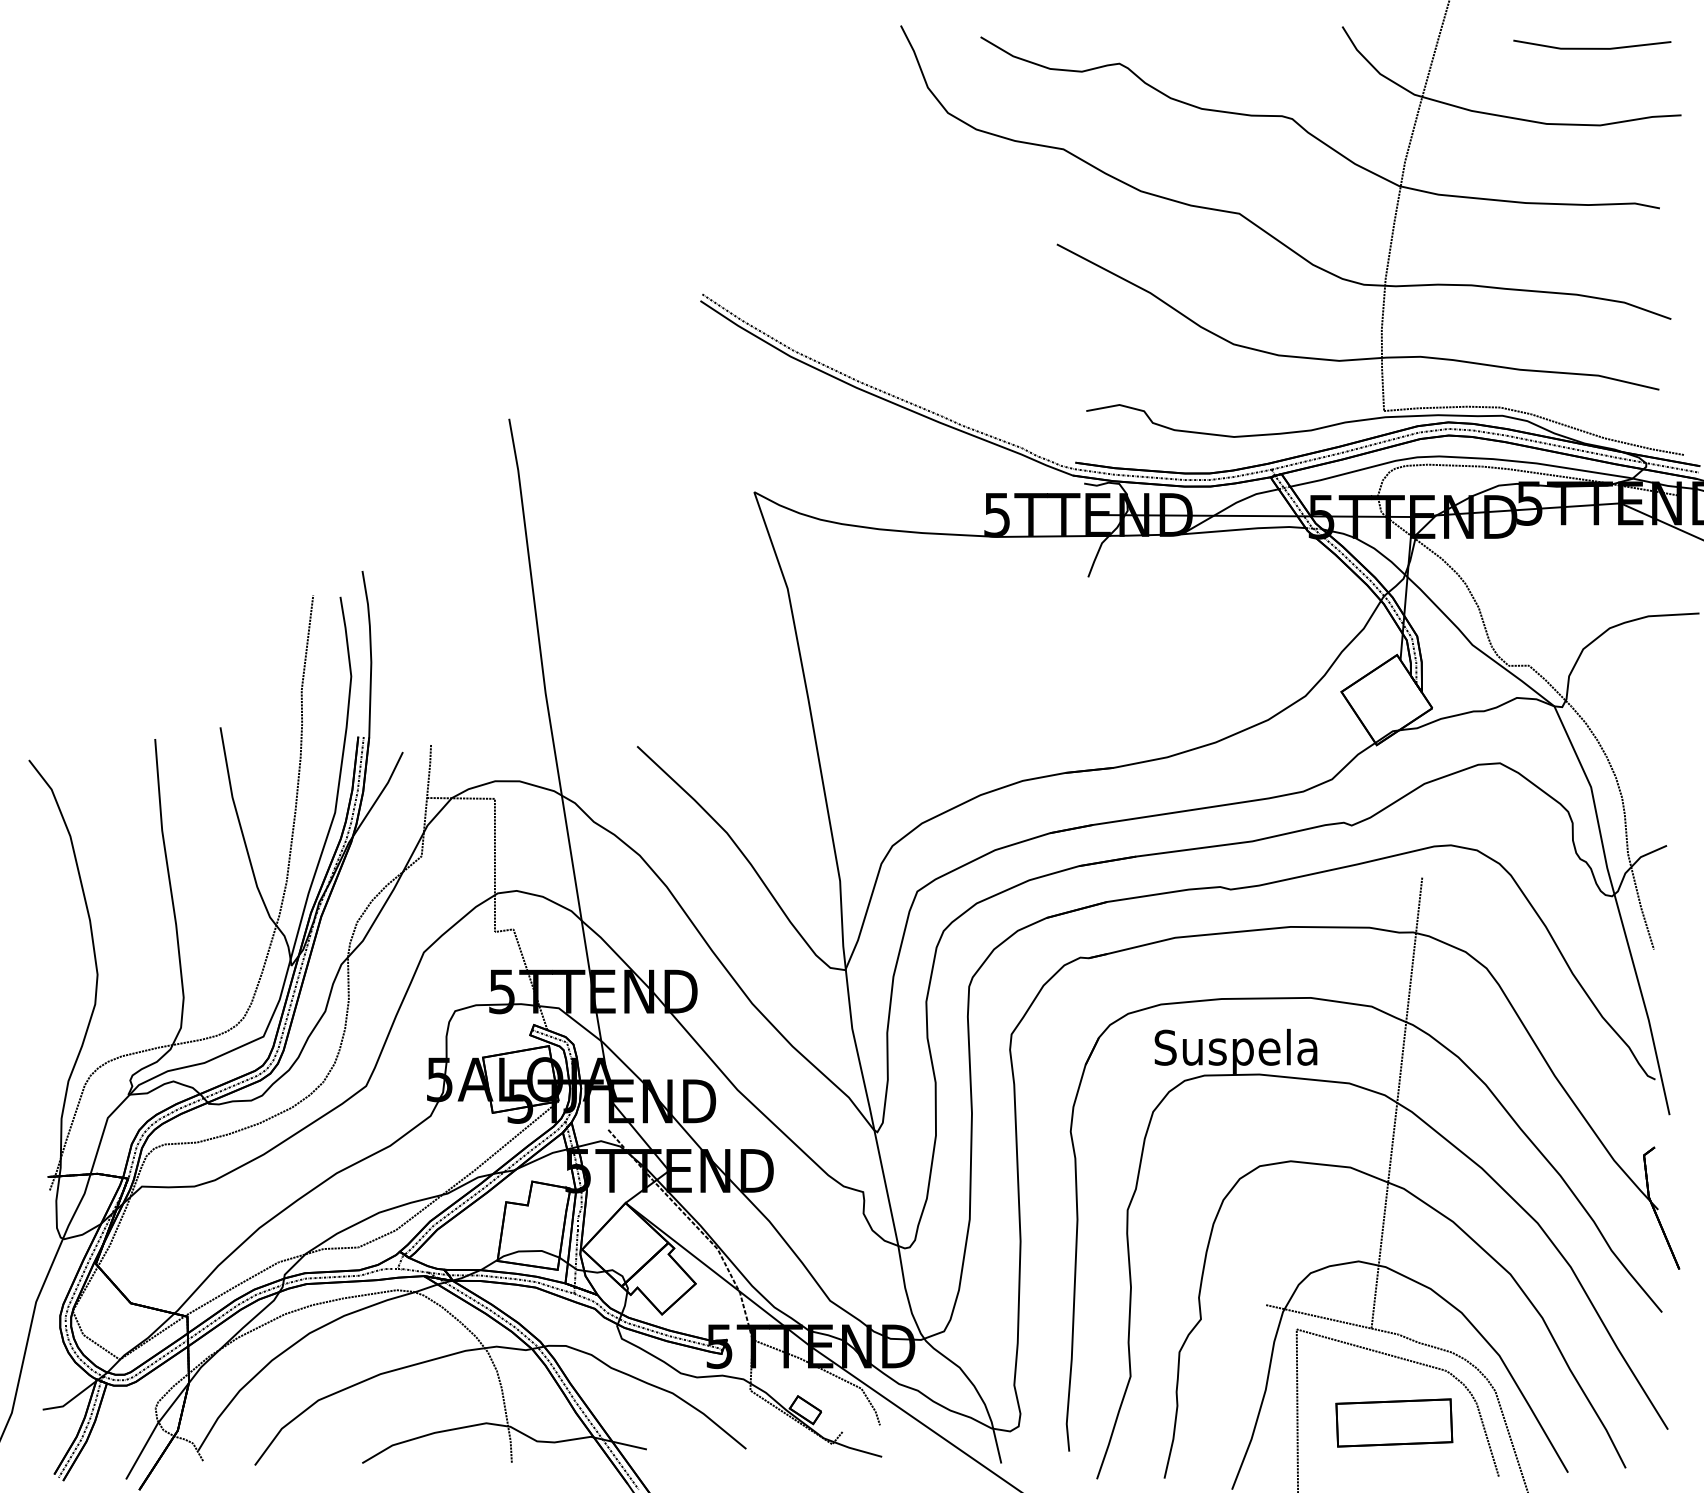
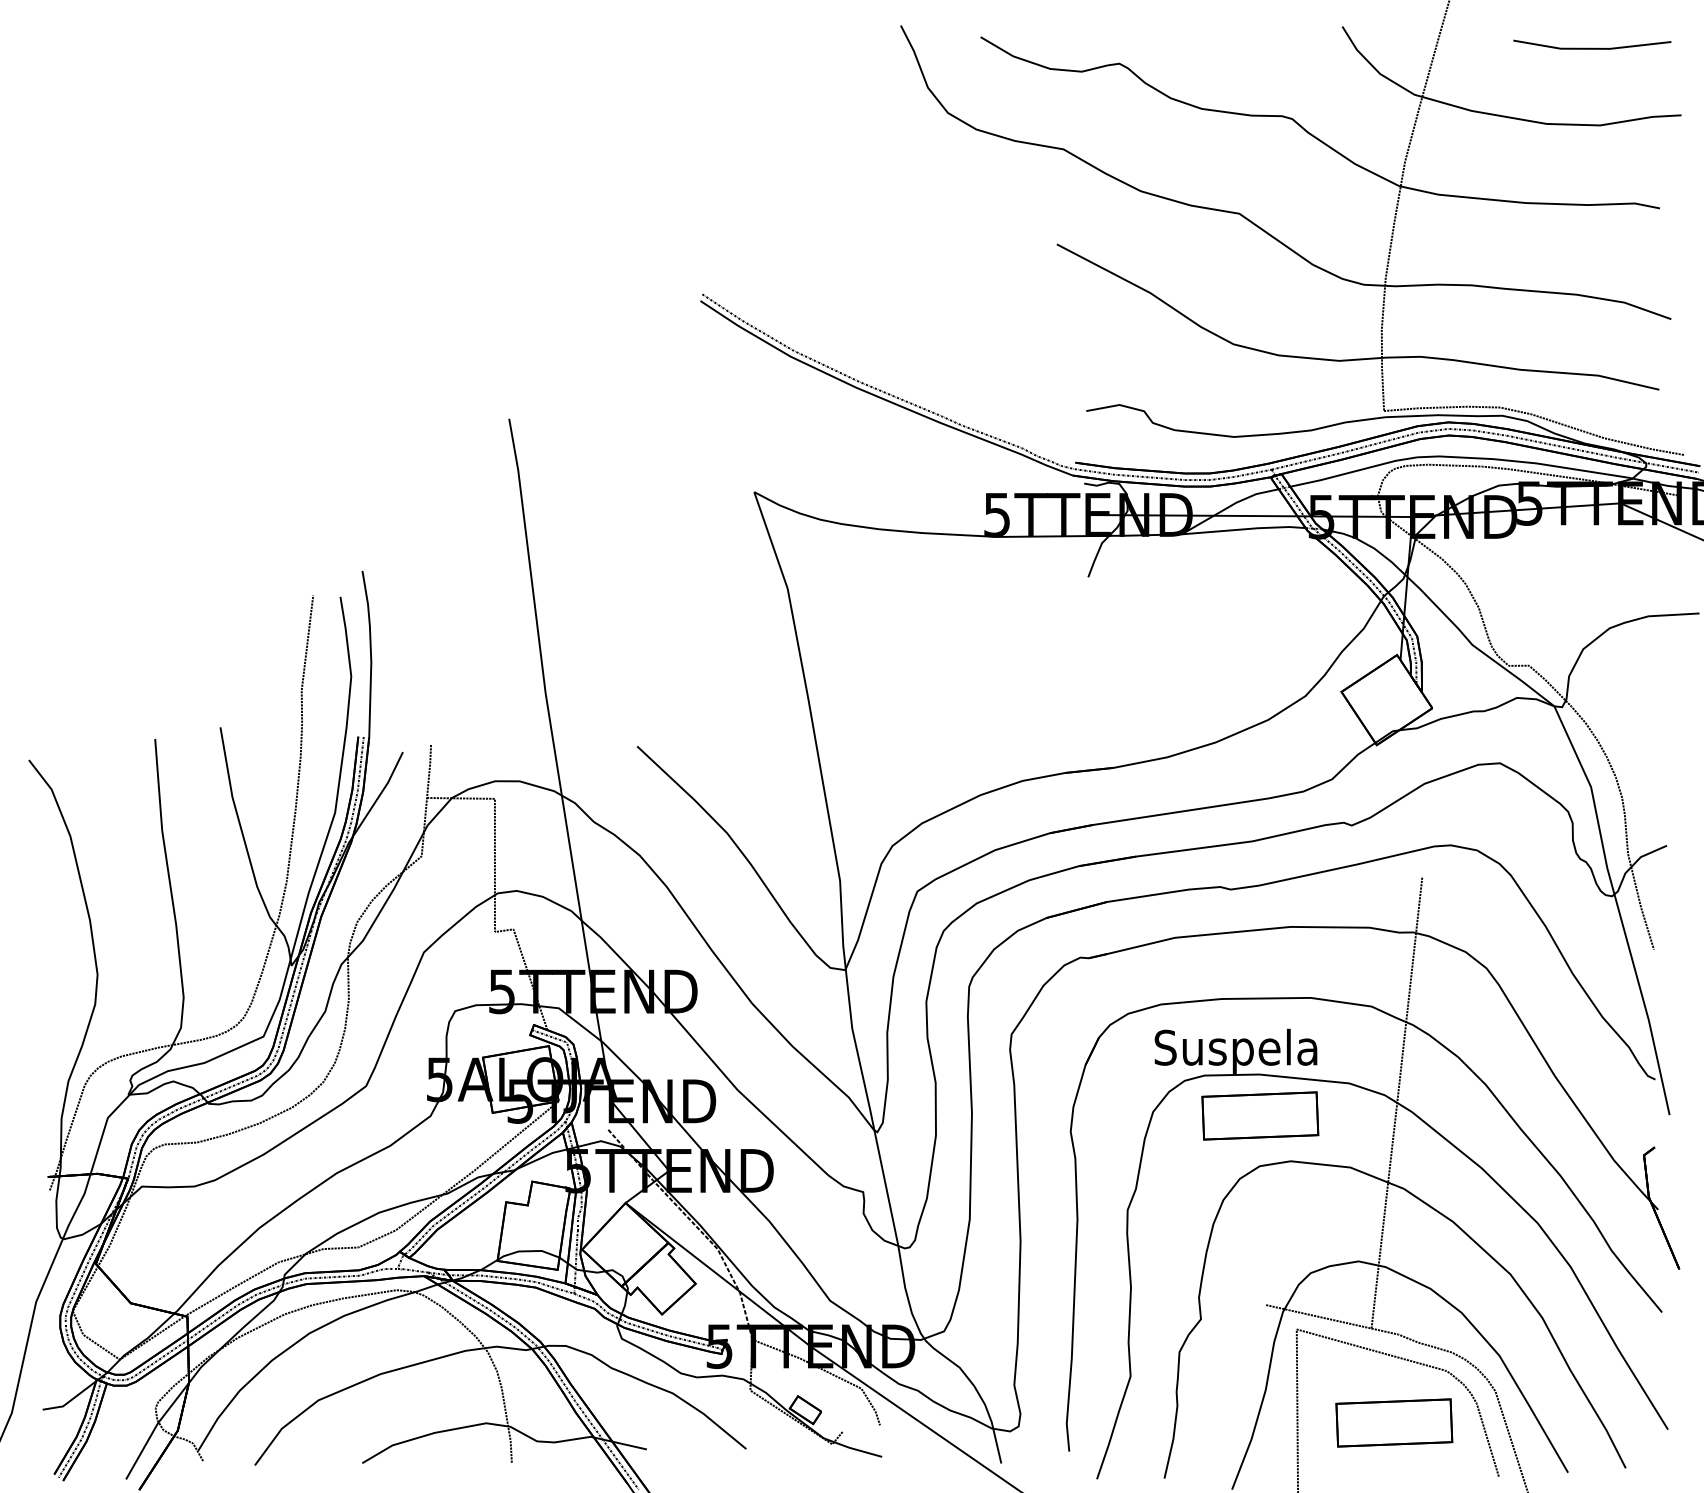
part: none -> present (1260, 1115)
